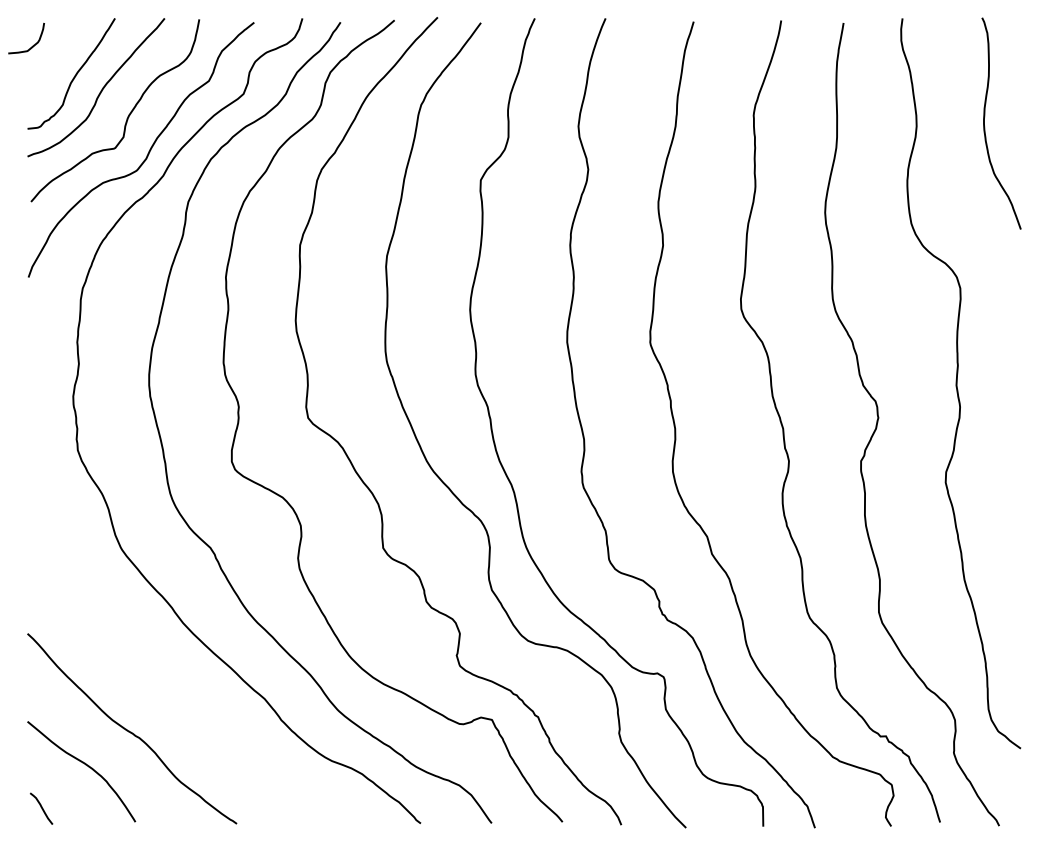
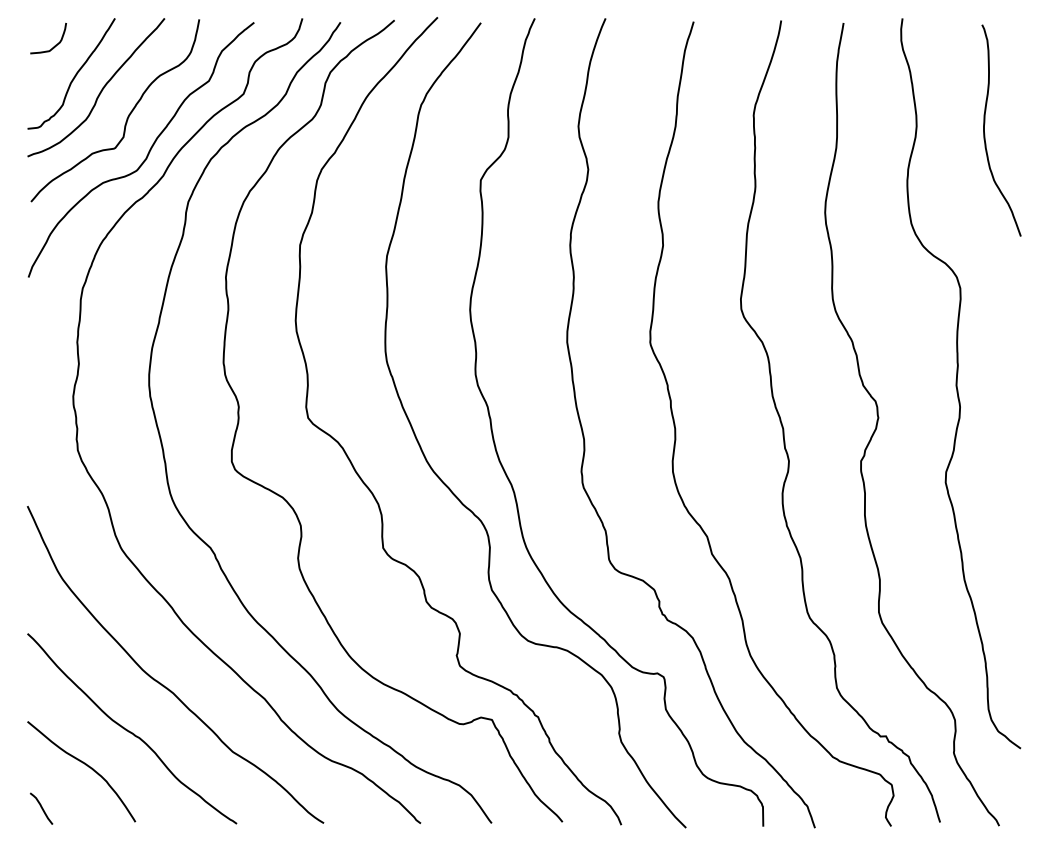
curve position: (33, 44) -> (55, 44) (55, 44)
curve position: (985, 127) -> (985, 134) (985, 134)
curve: none -> present (163, 684)
